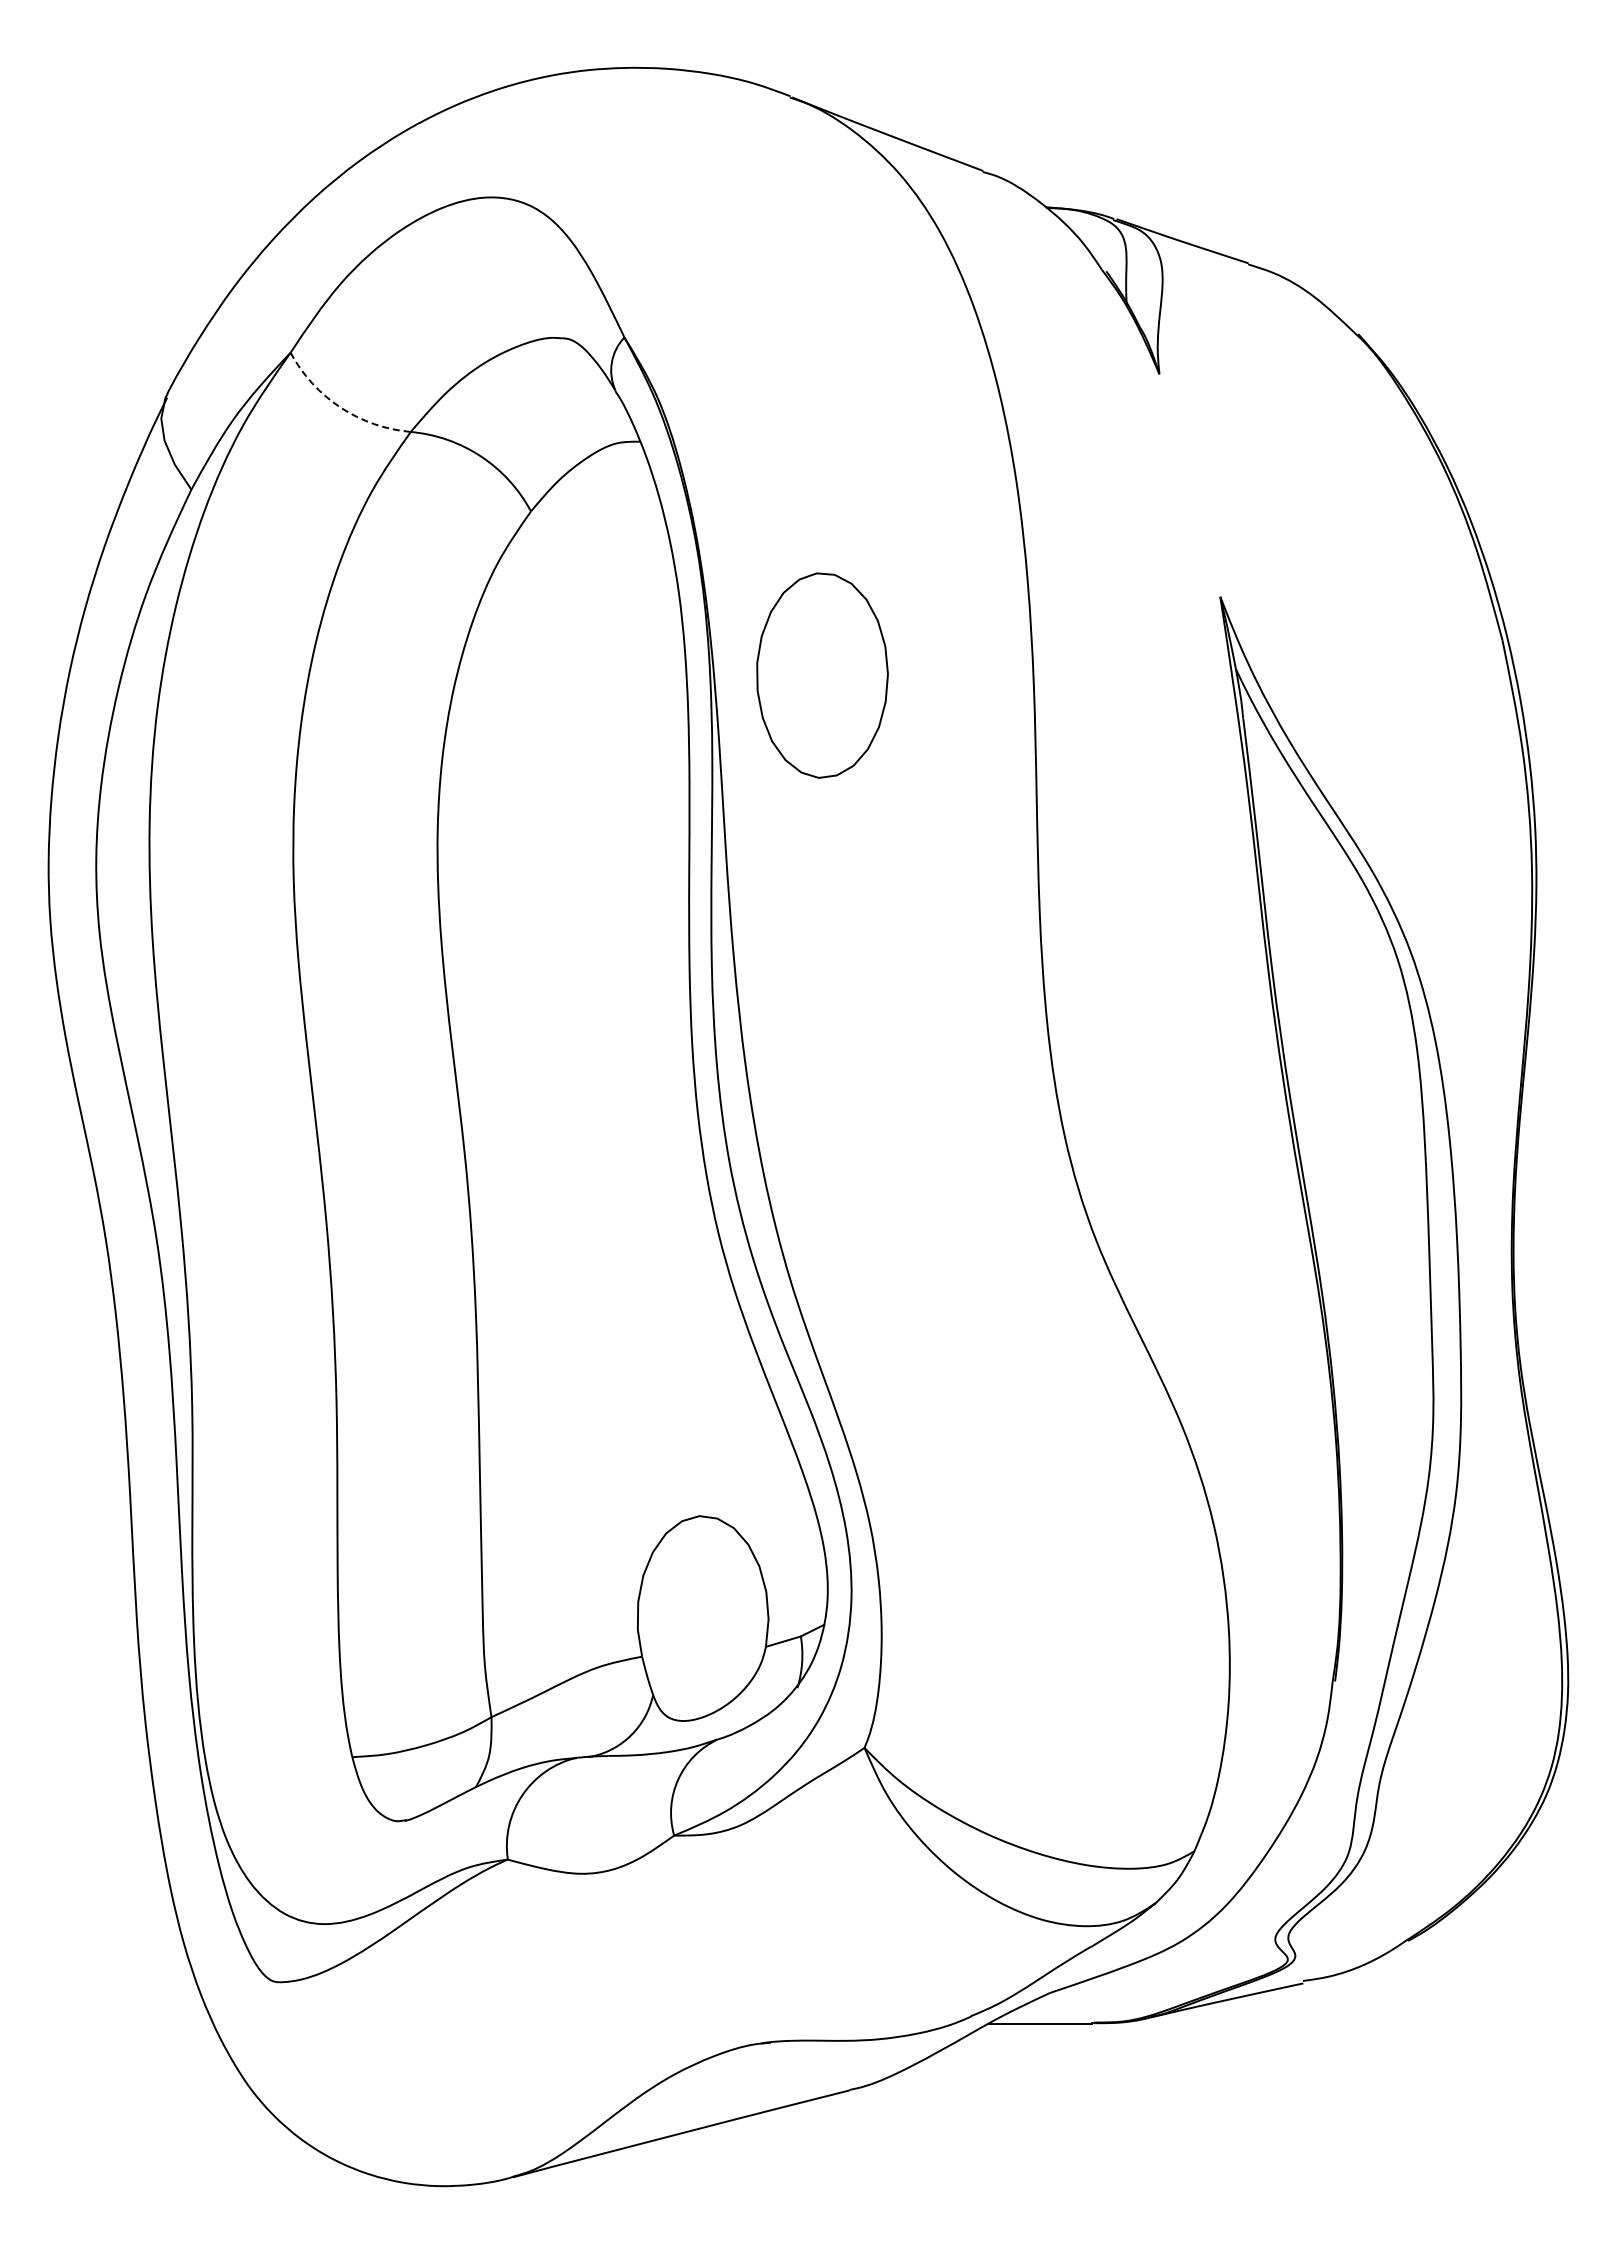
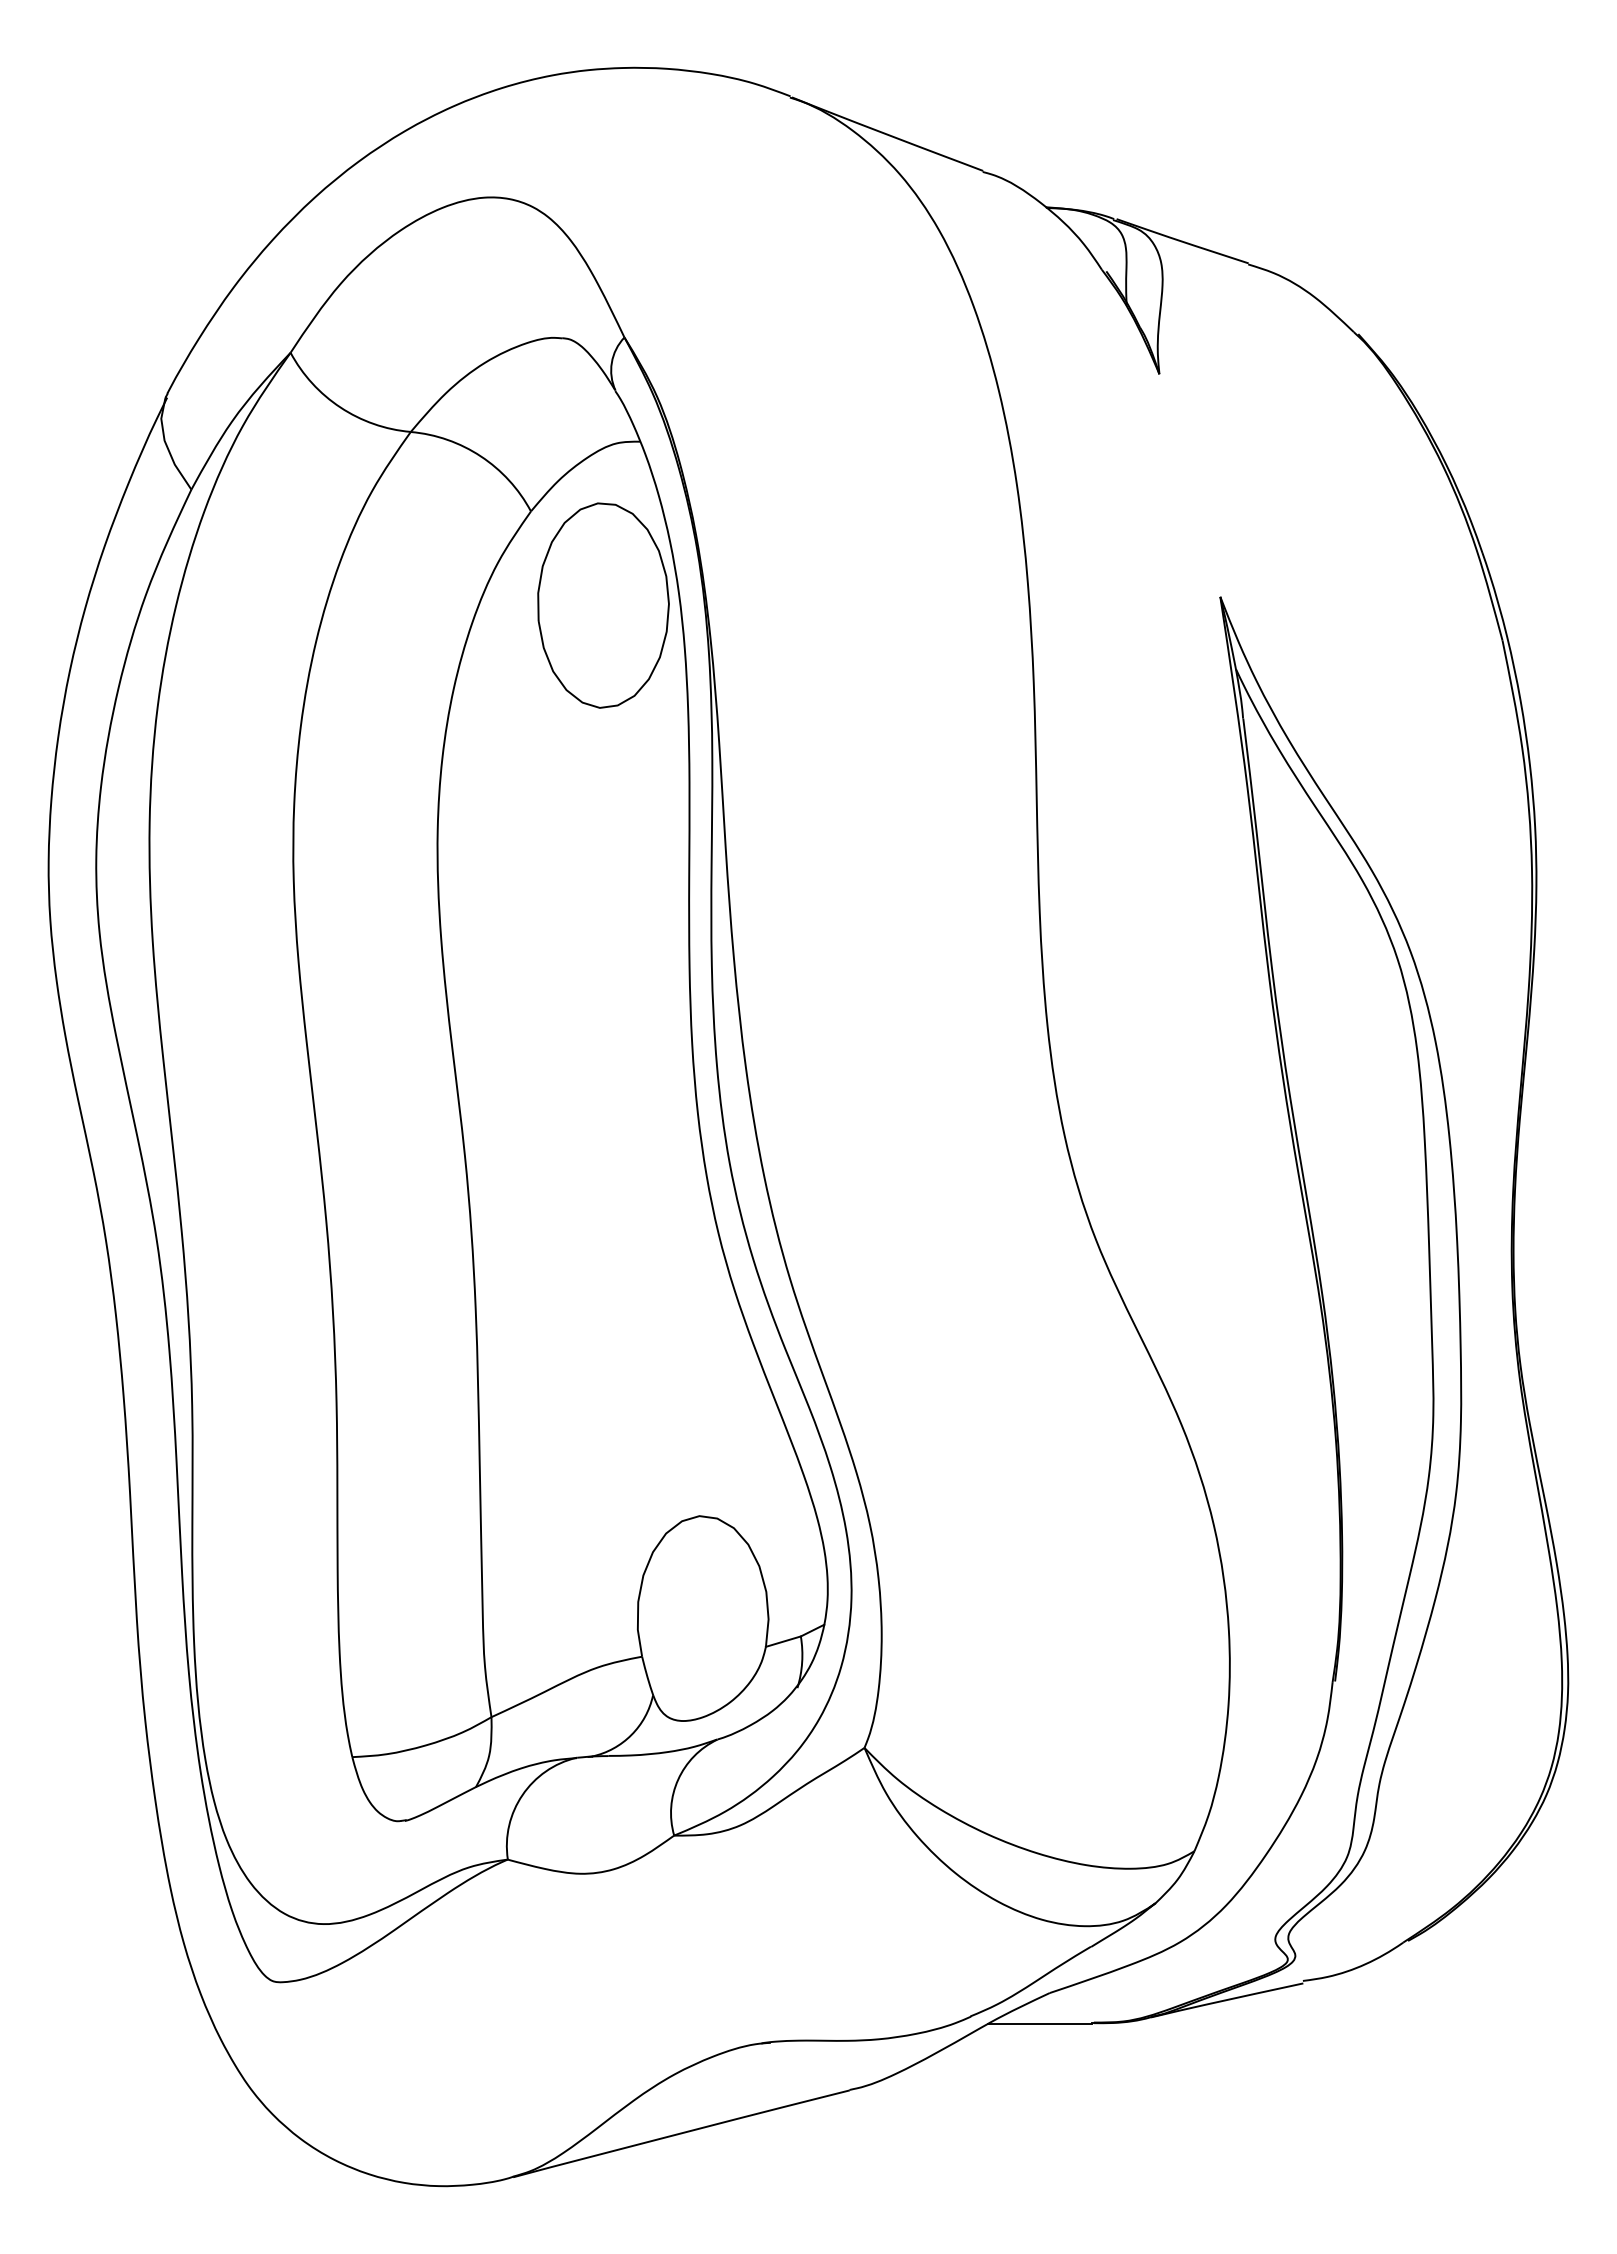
arc: dashed -> solid (340, 407)
part position: (822, 675) -> (603, 605) (603, 605)
